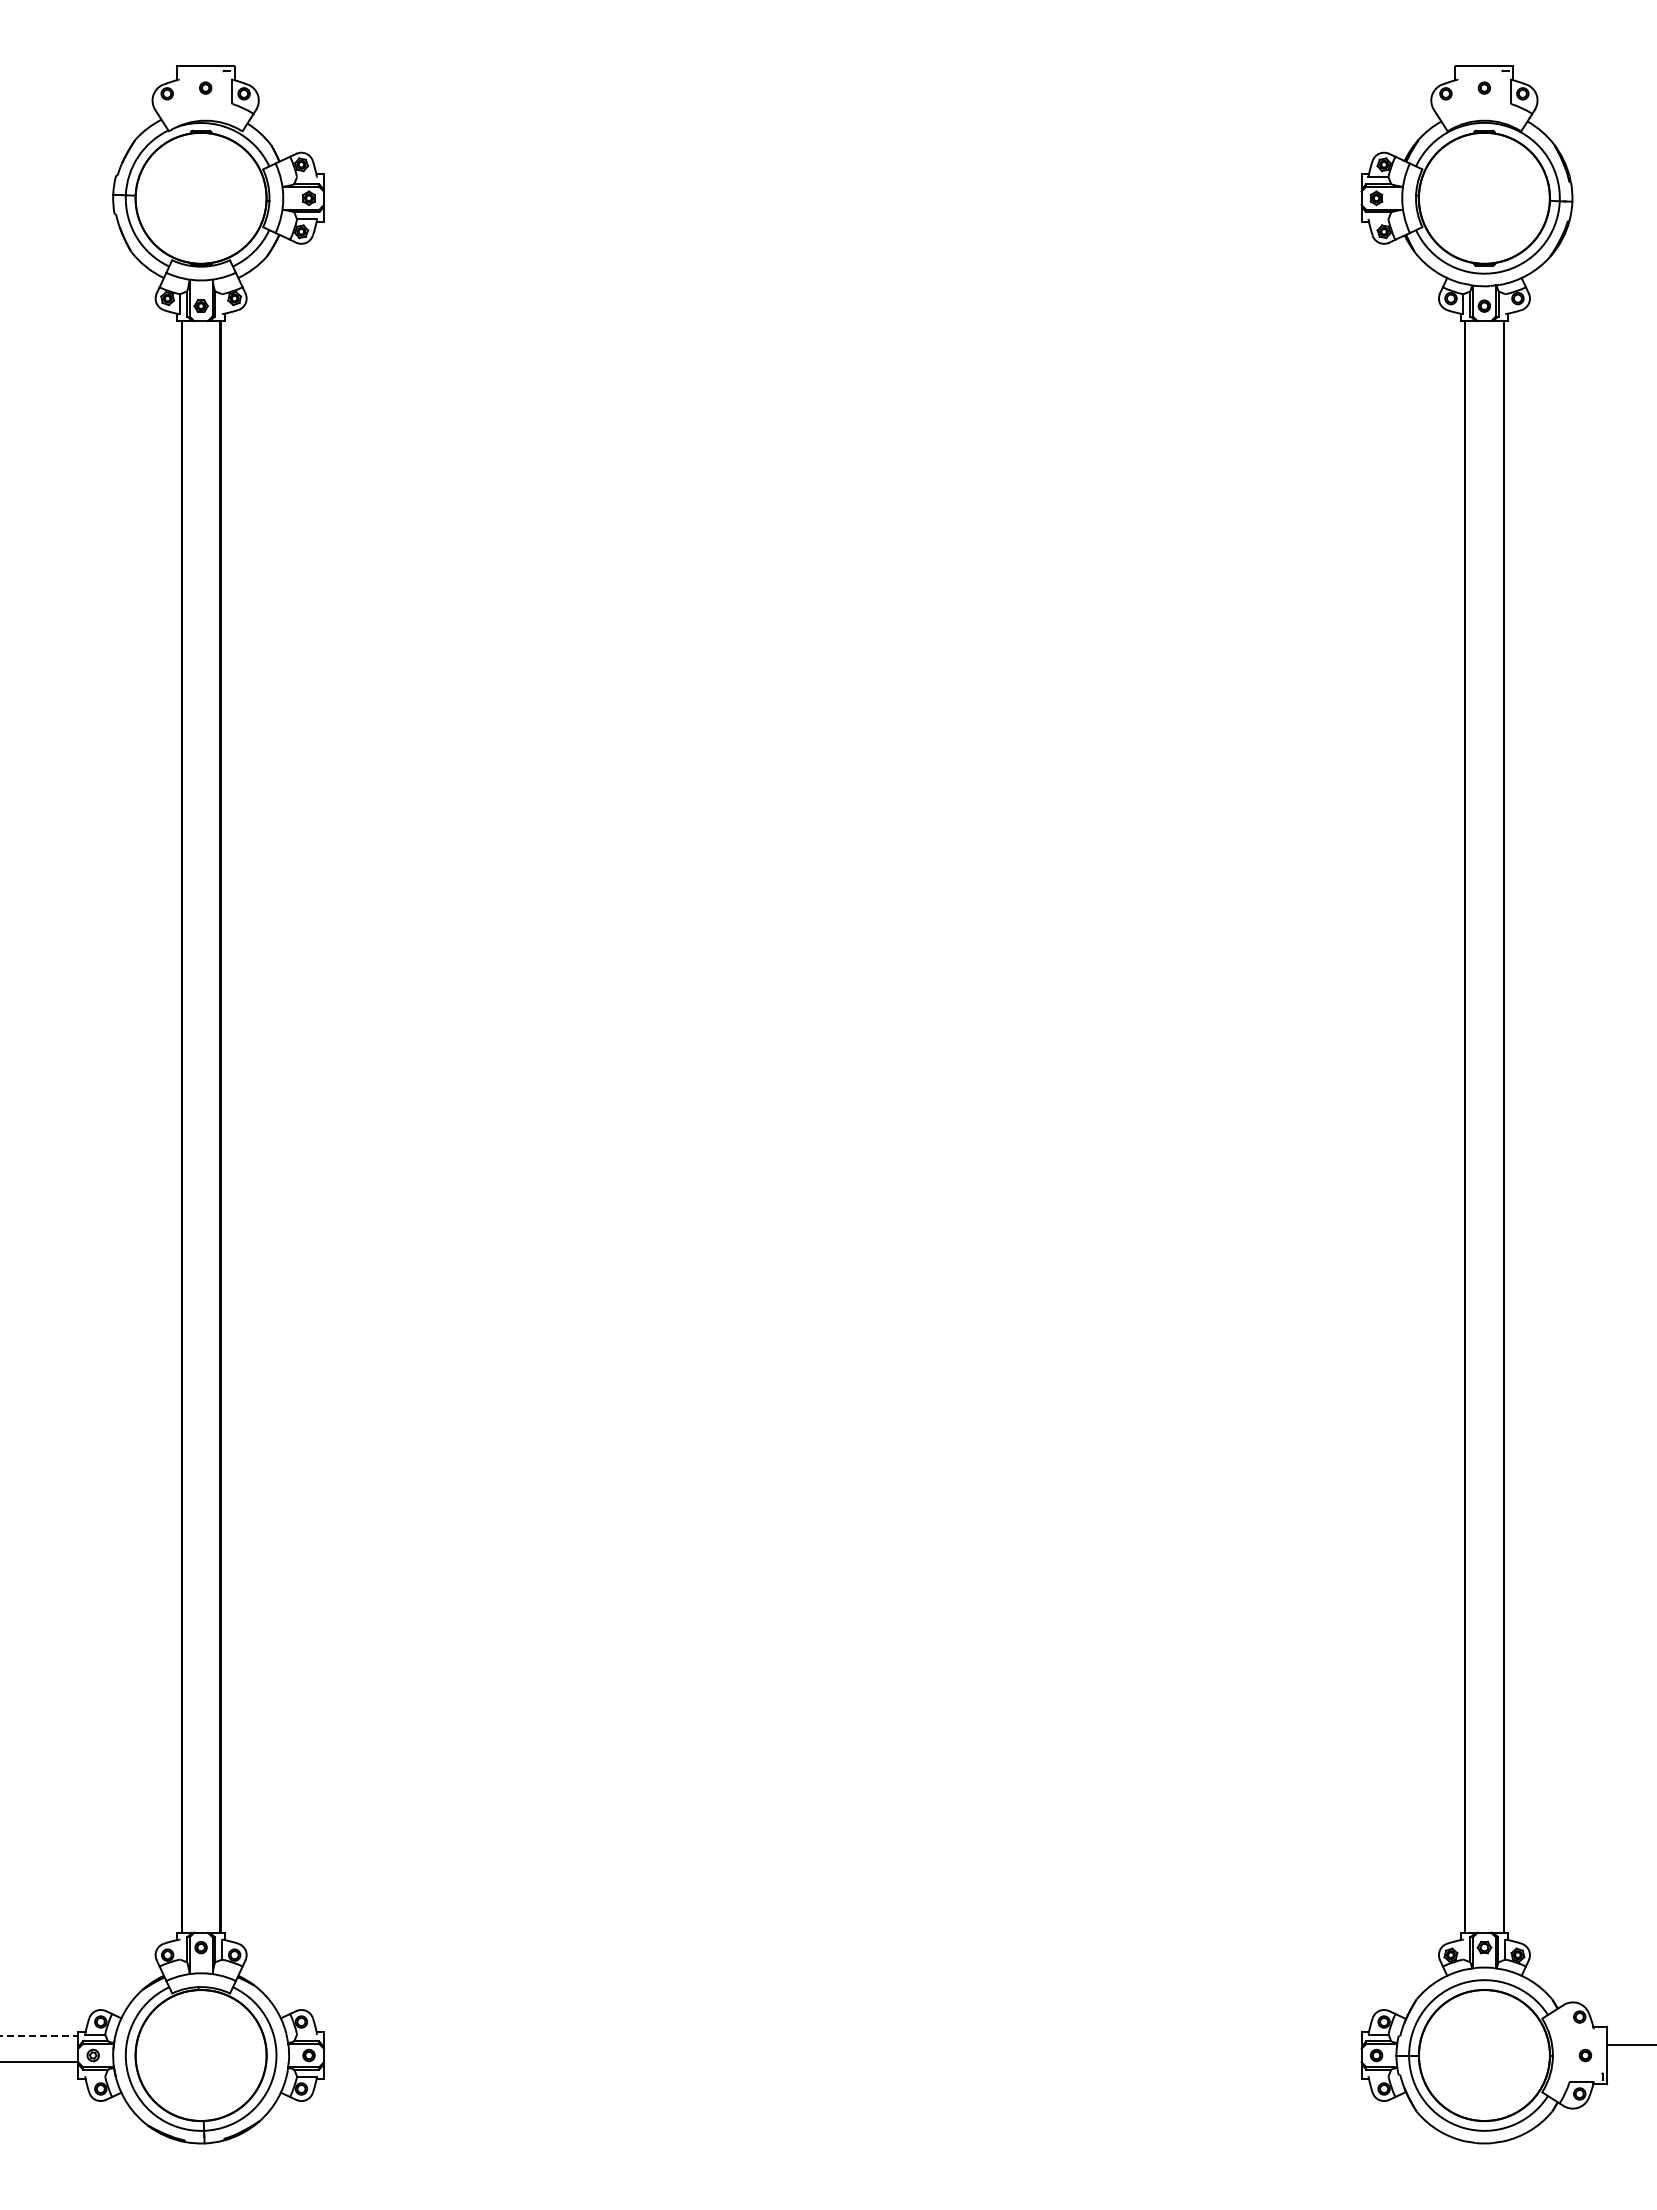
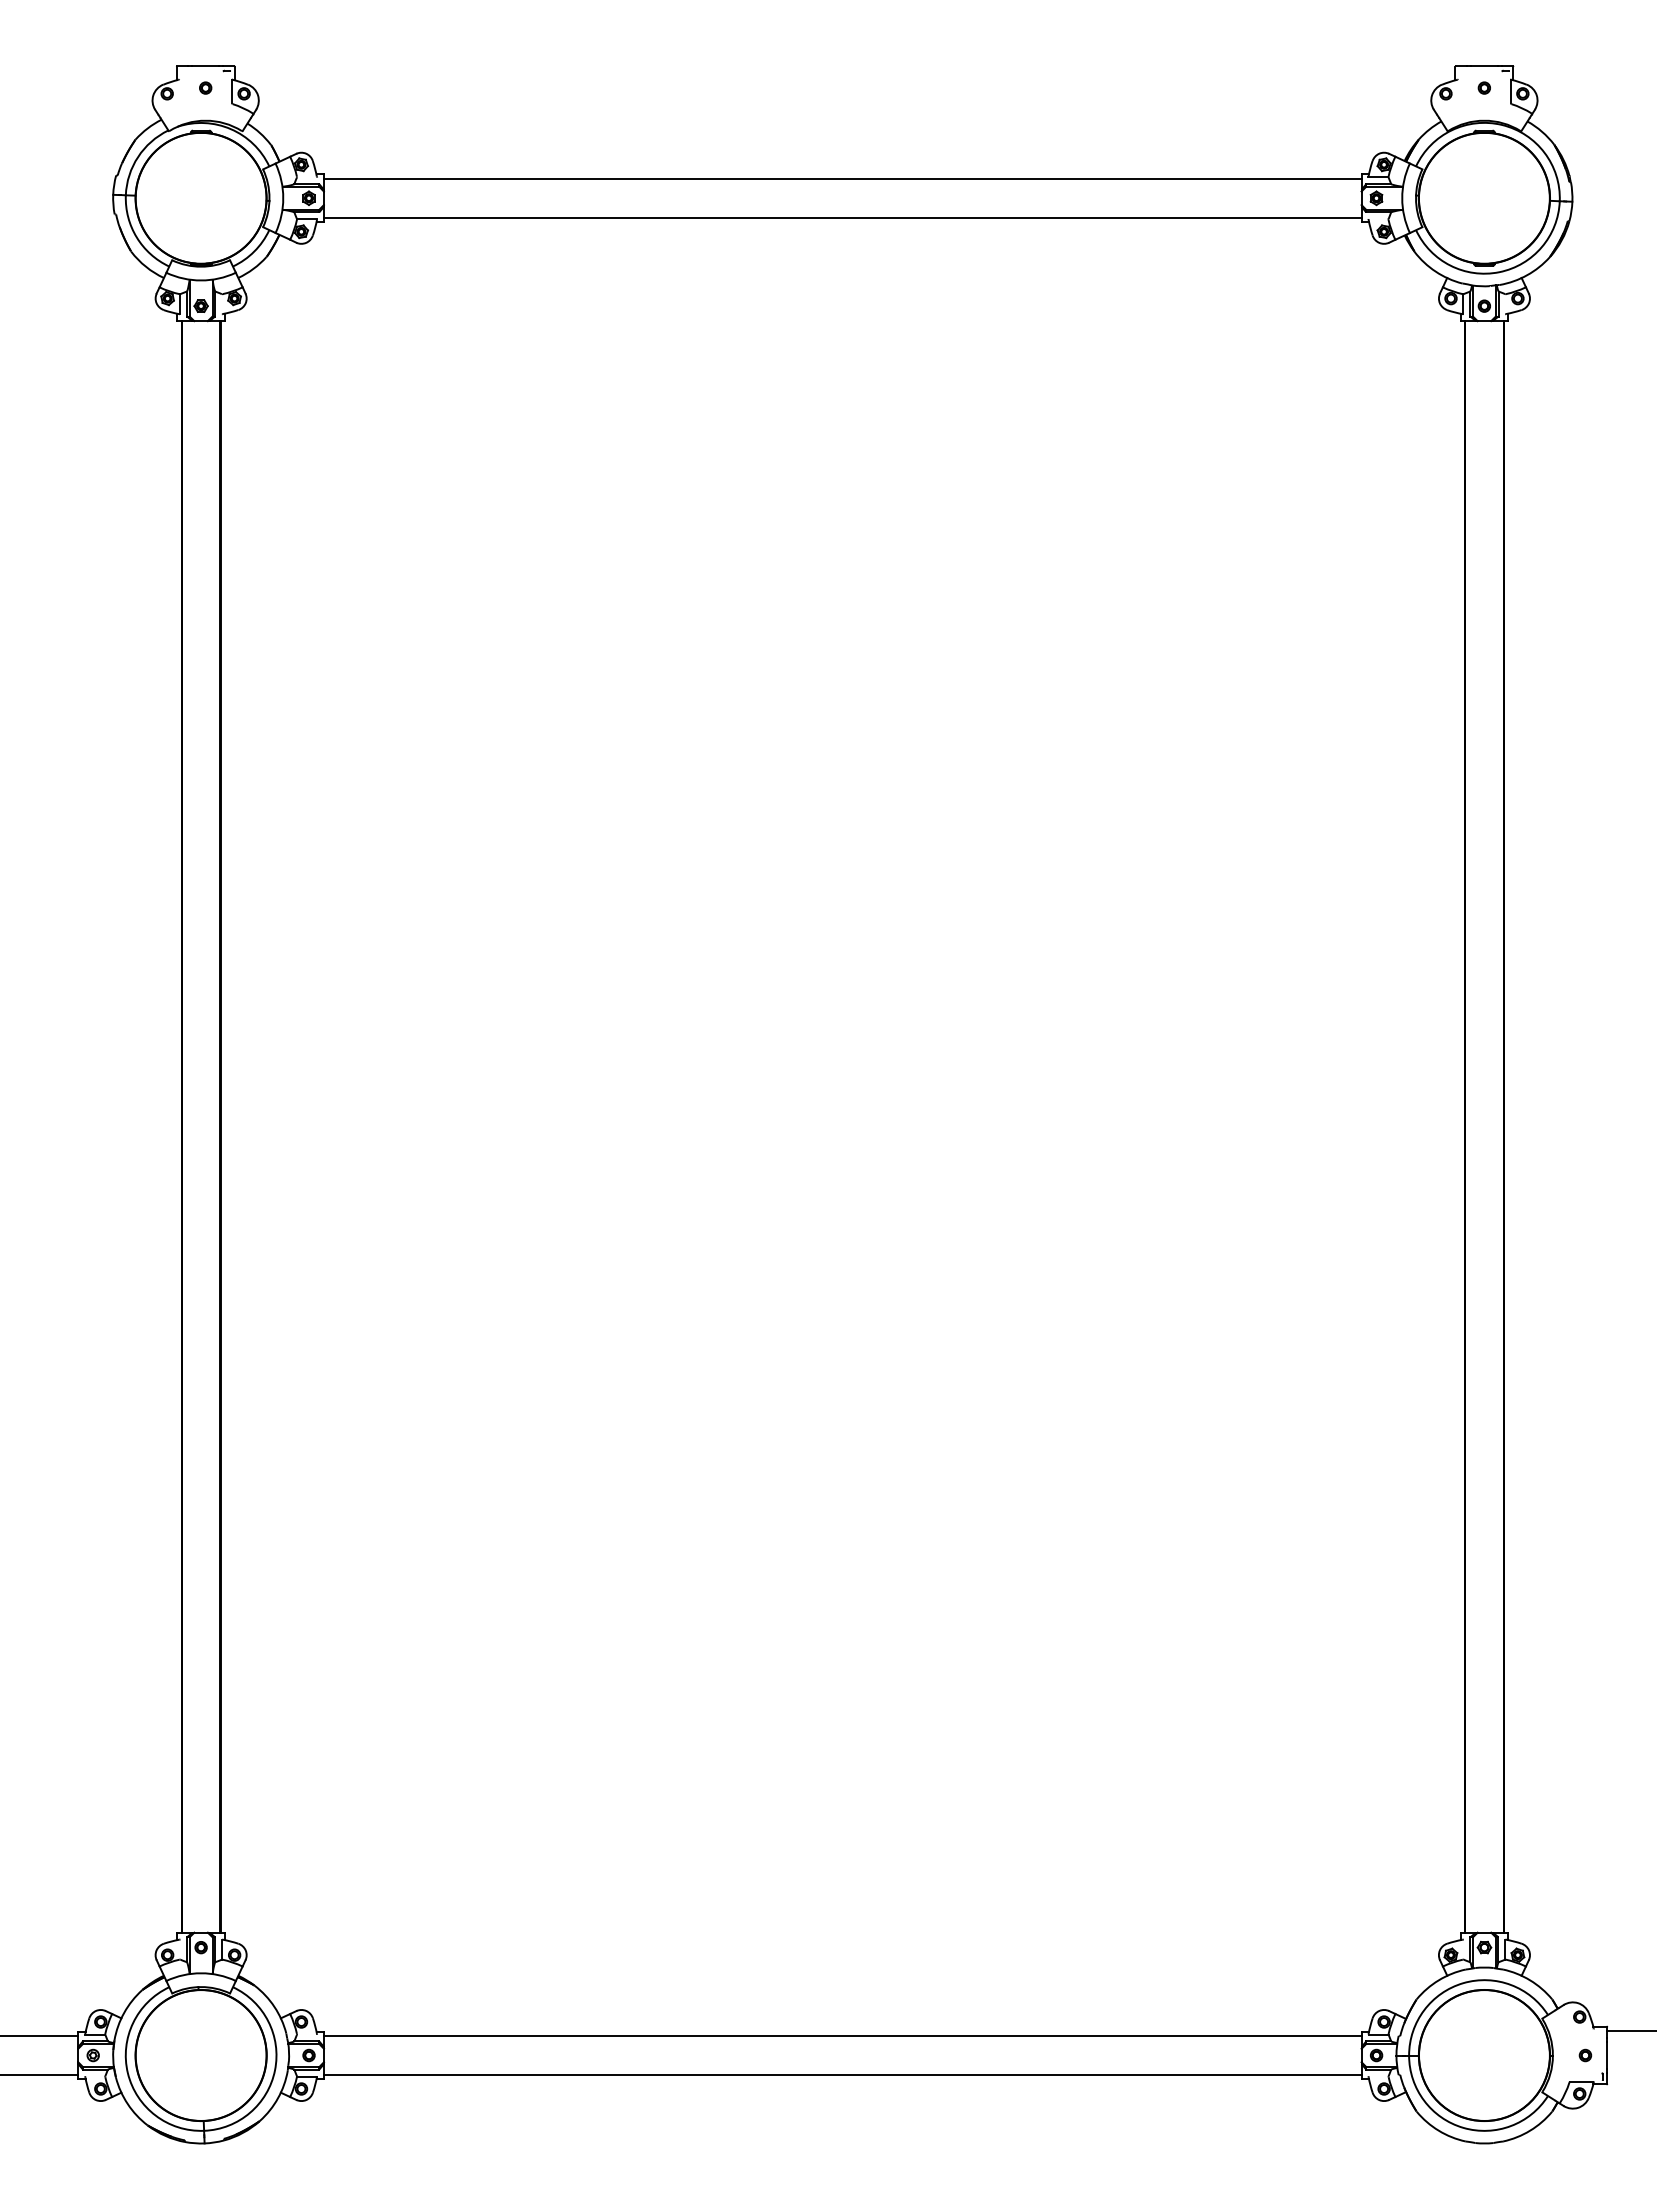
line: none -> present (842, 178)
line: none -> present (842, 217)
line: dashed -> solid (39, 2036)
line: none -> present (842, 2036)
line position: (1630, 2045) -> (1630, 2031) (1630, 2031)
line position: (40, 2061) -> (40, 2074) (40, 2074)
line: none -> present (842, 2074)
